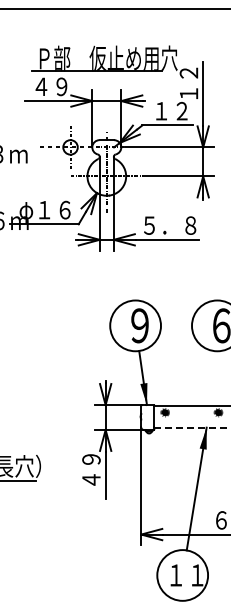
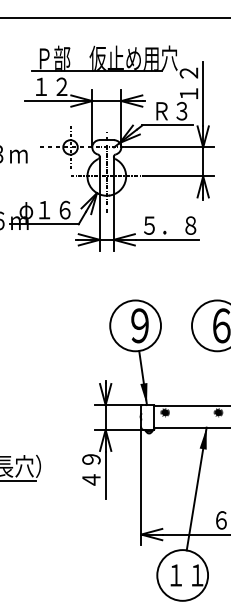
line position: (114, 9) -> (114, 18) (114, 18)
text: ４９ -> １２ (51, 86)
text: １２ -> Ｒ３ (171, 111)
line: dashed -> solid (192, 427)
